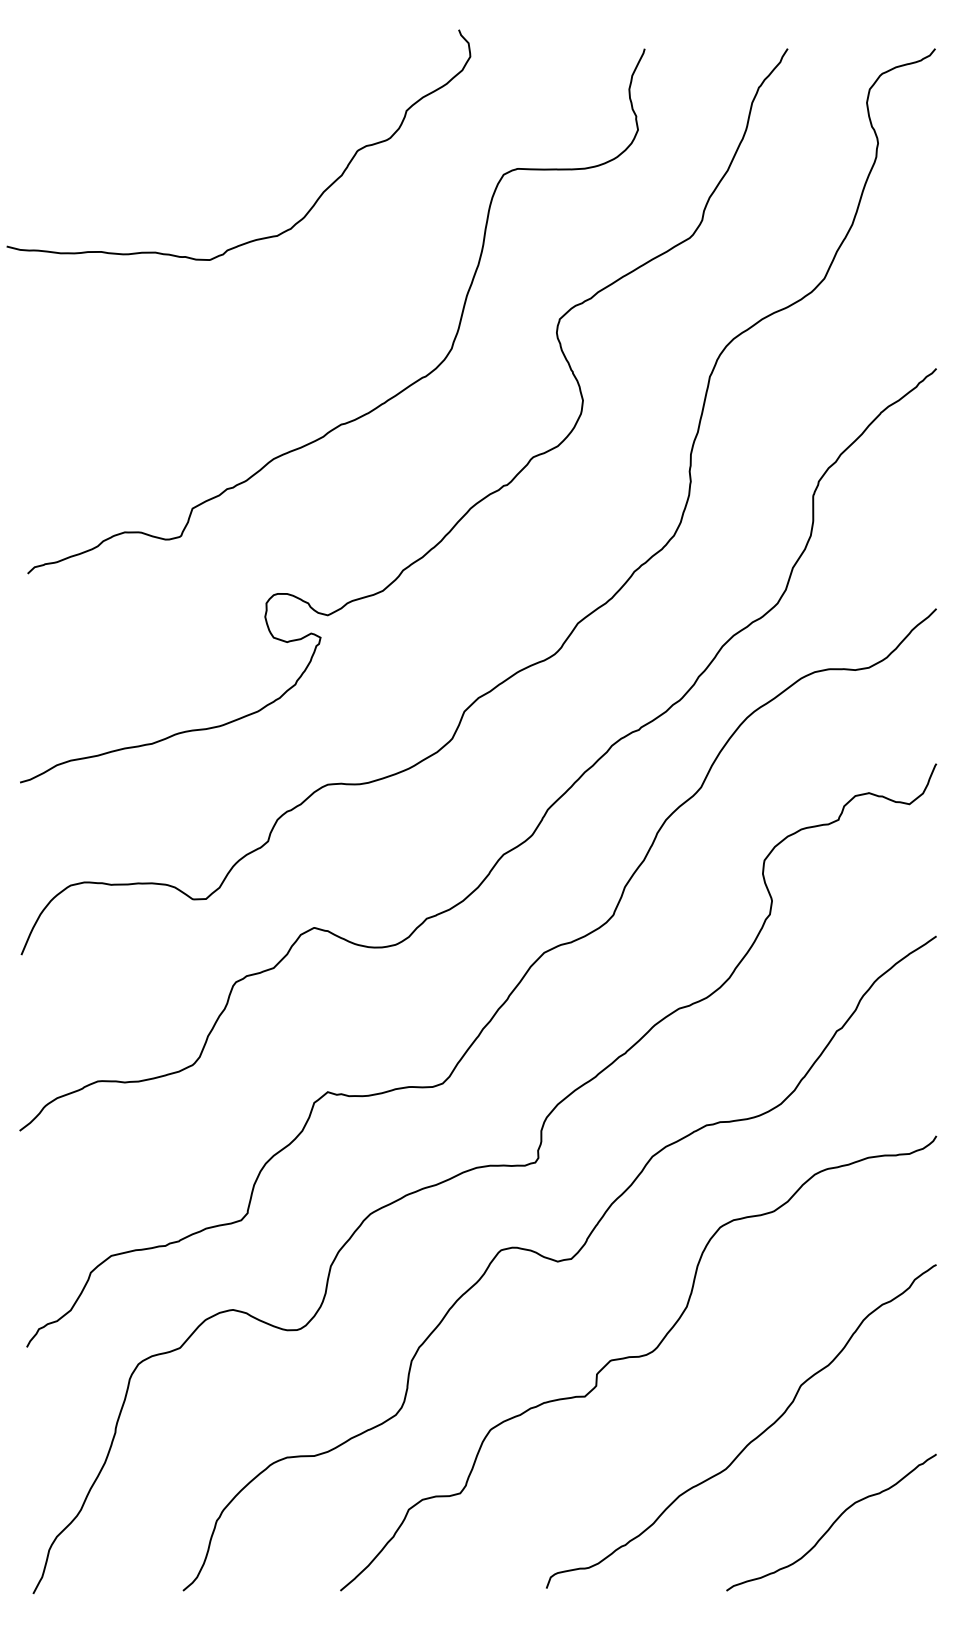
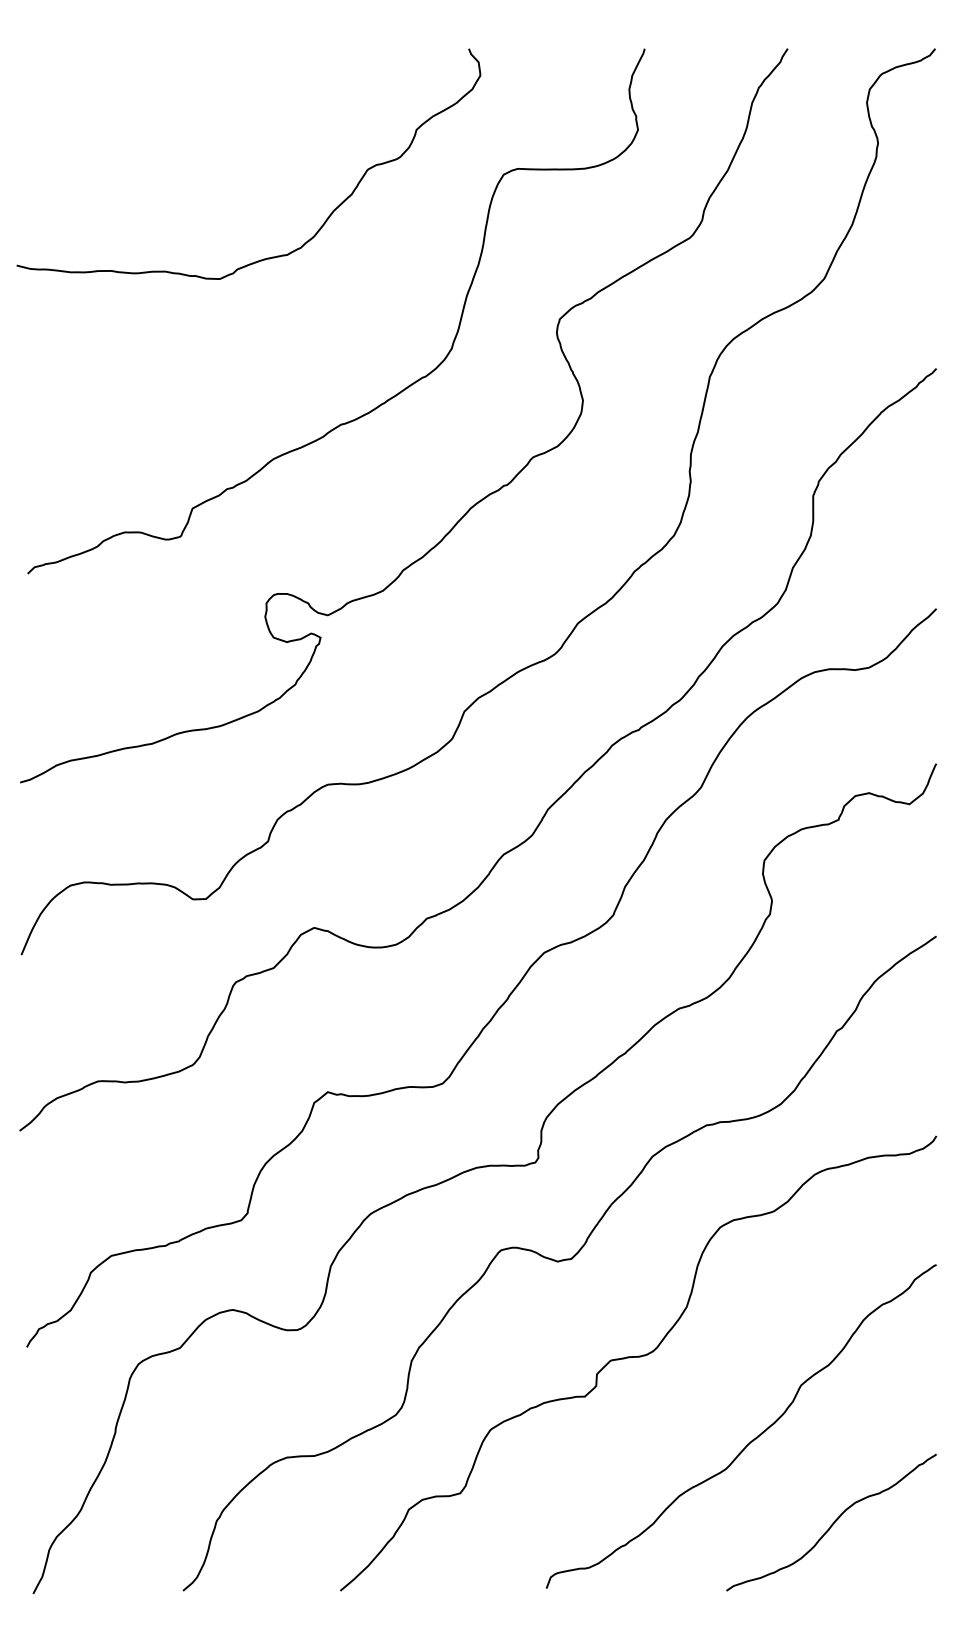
curve position: (316, 199) -> (326, 218) (326, 218)
